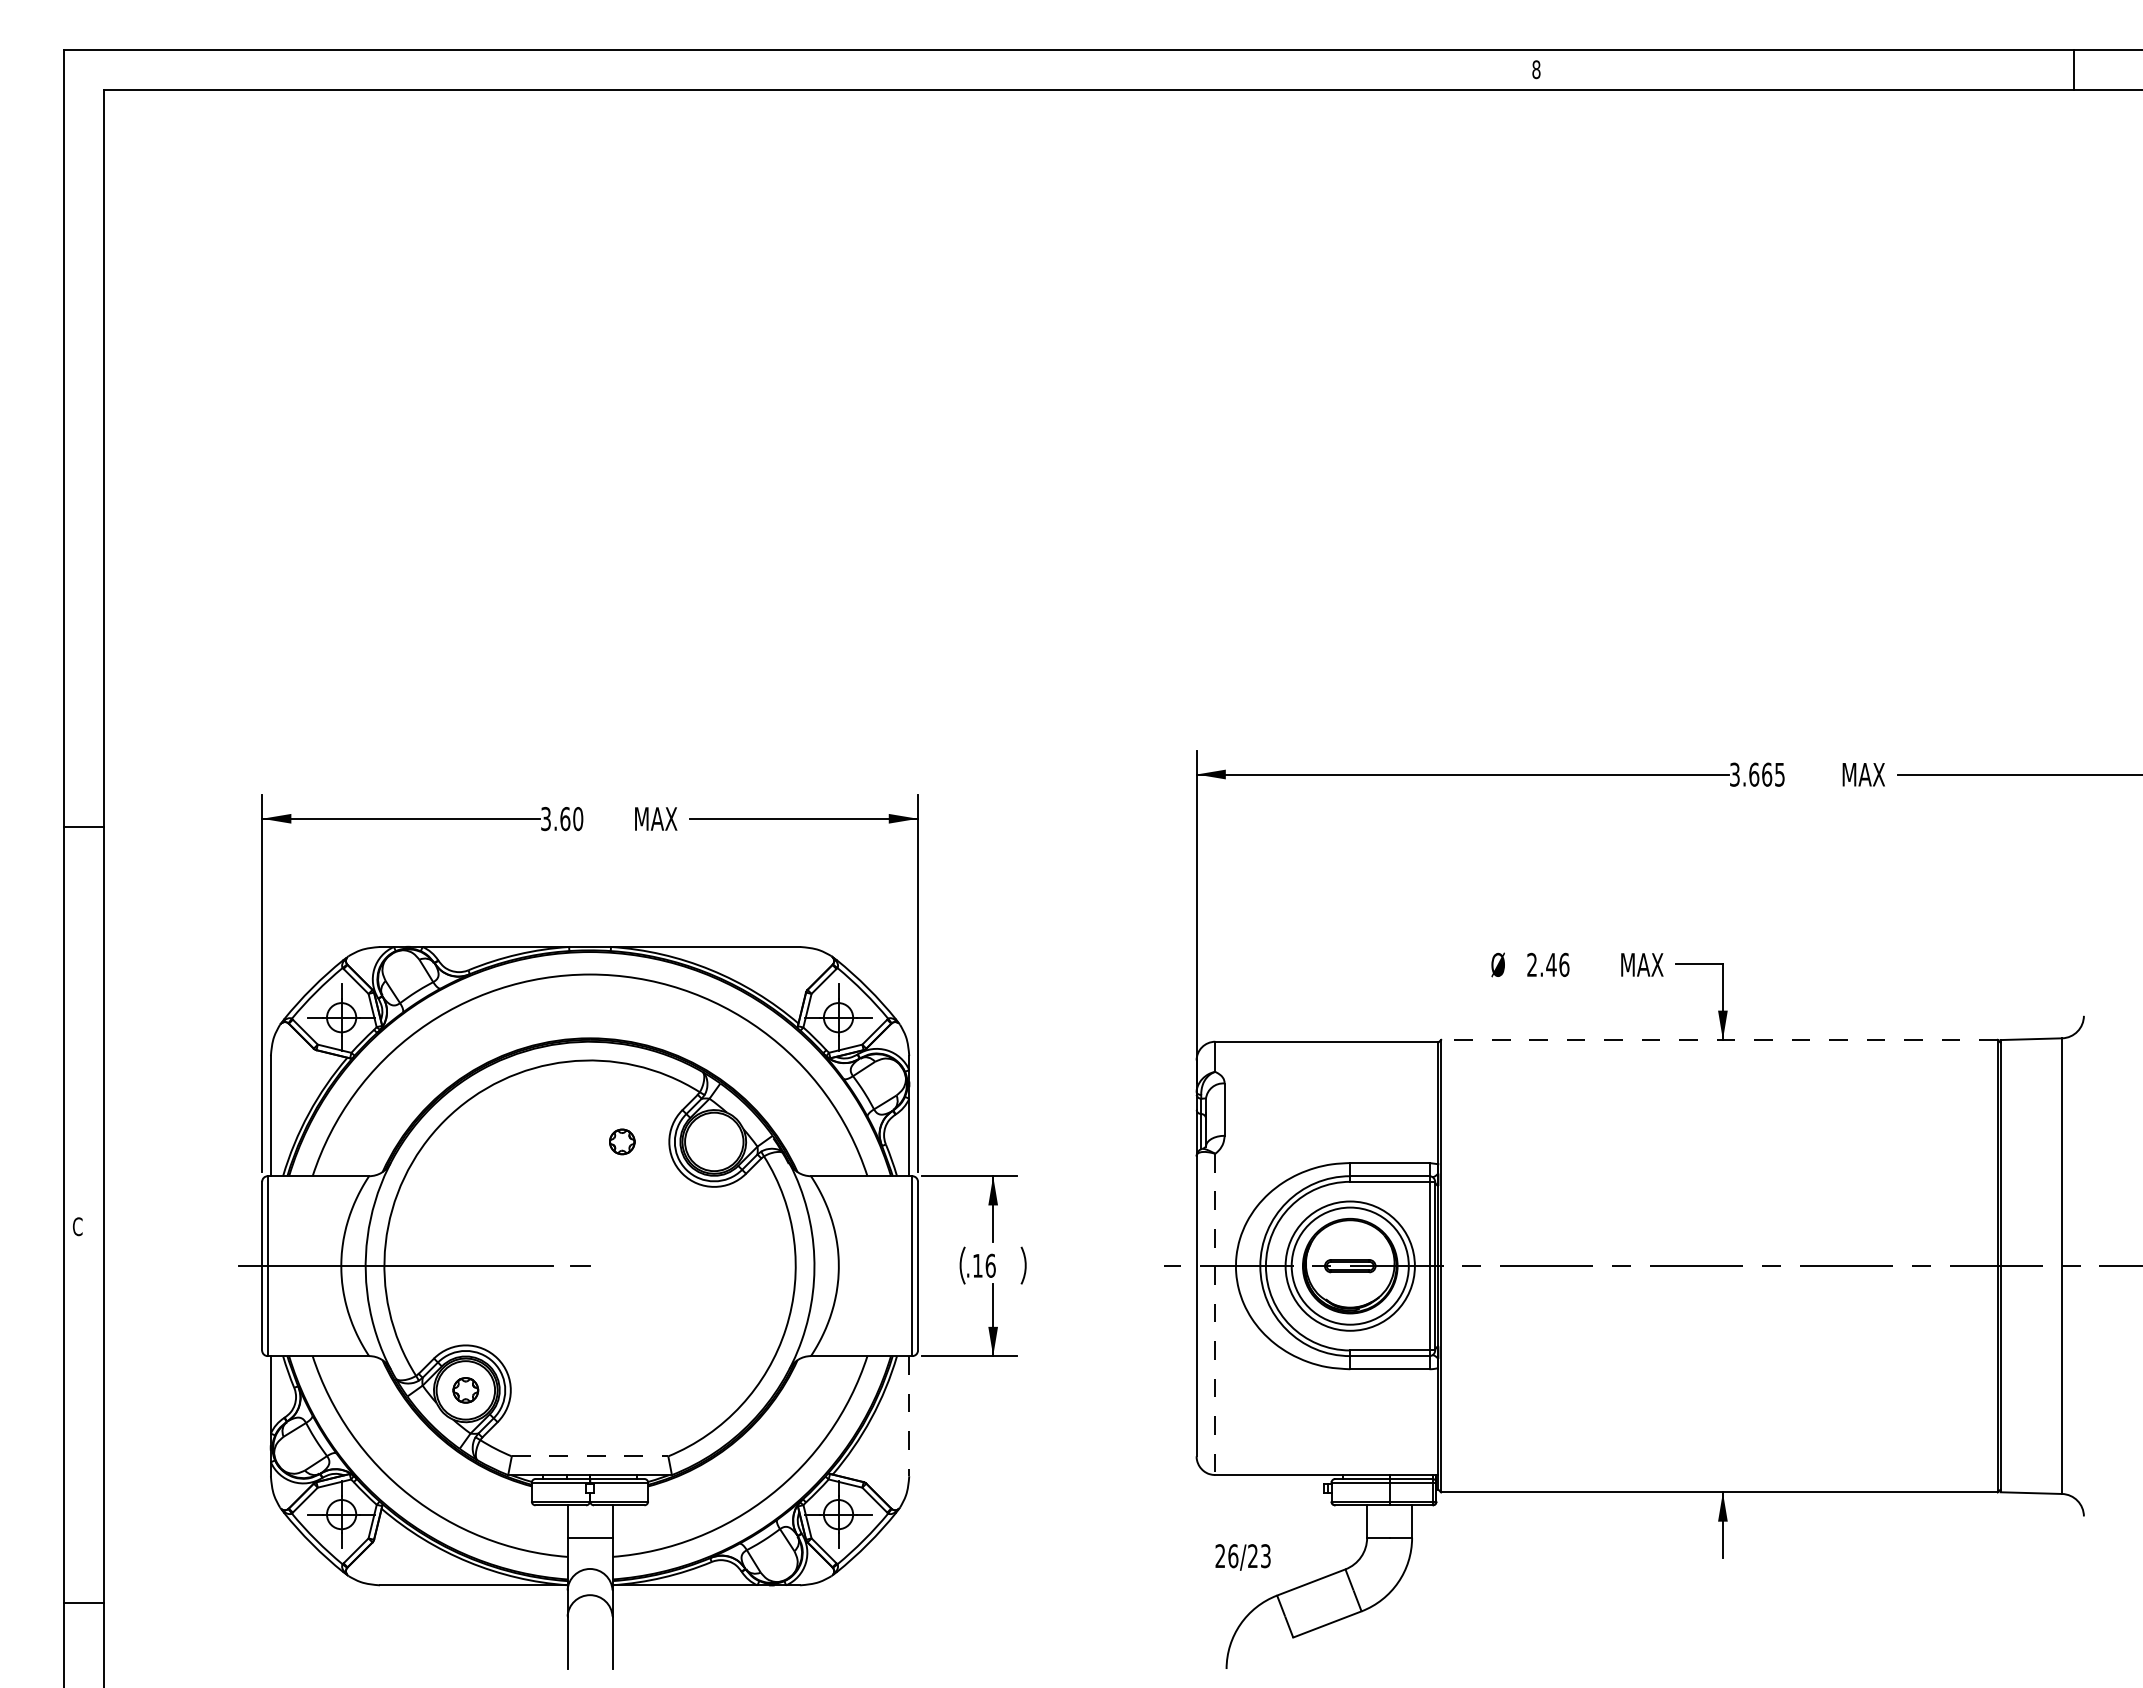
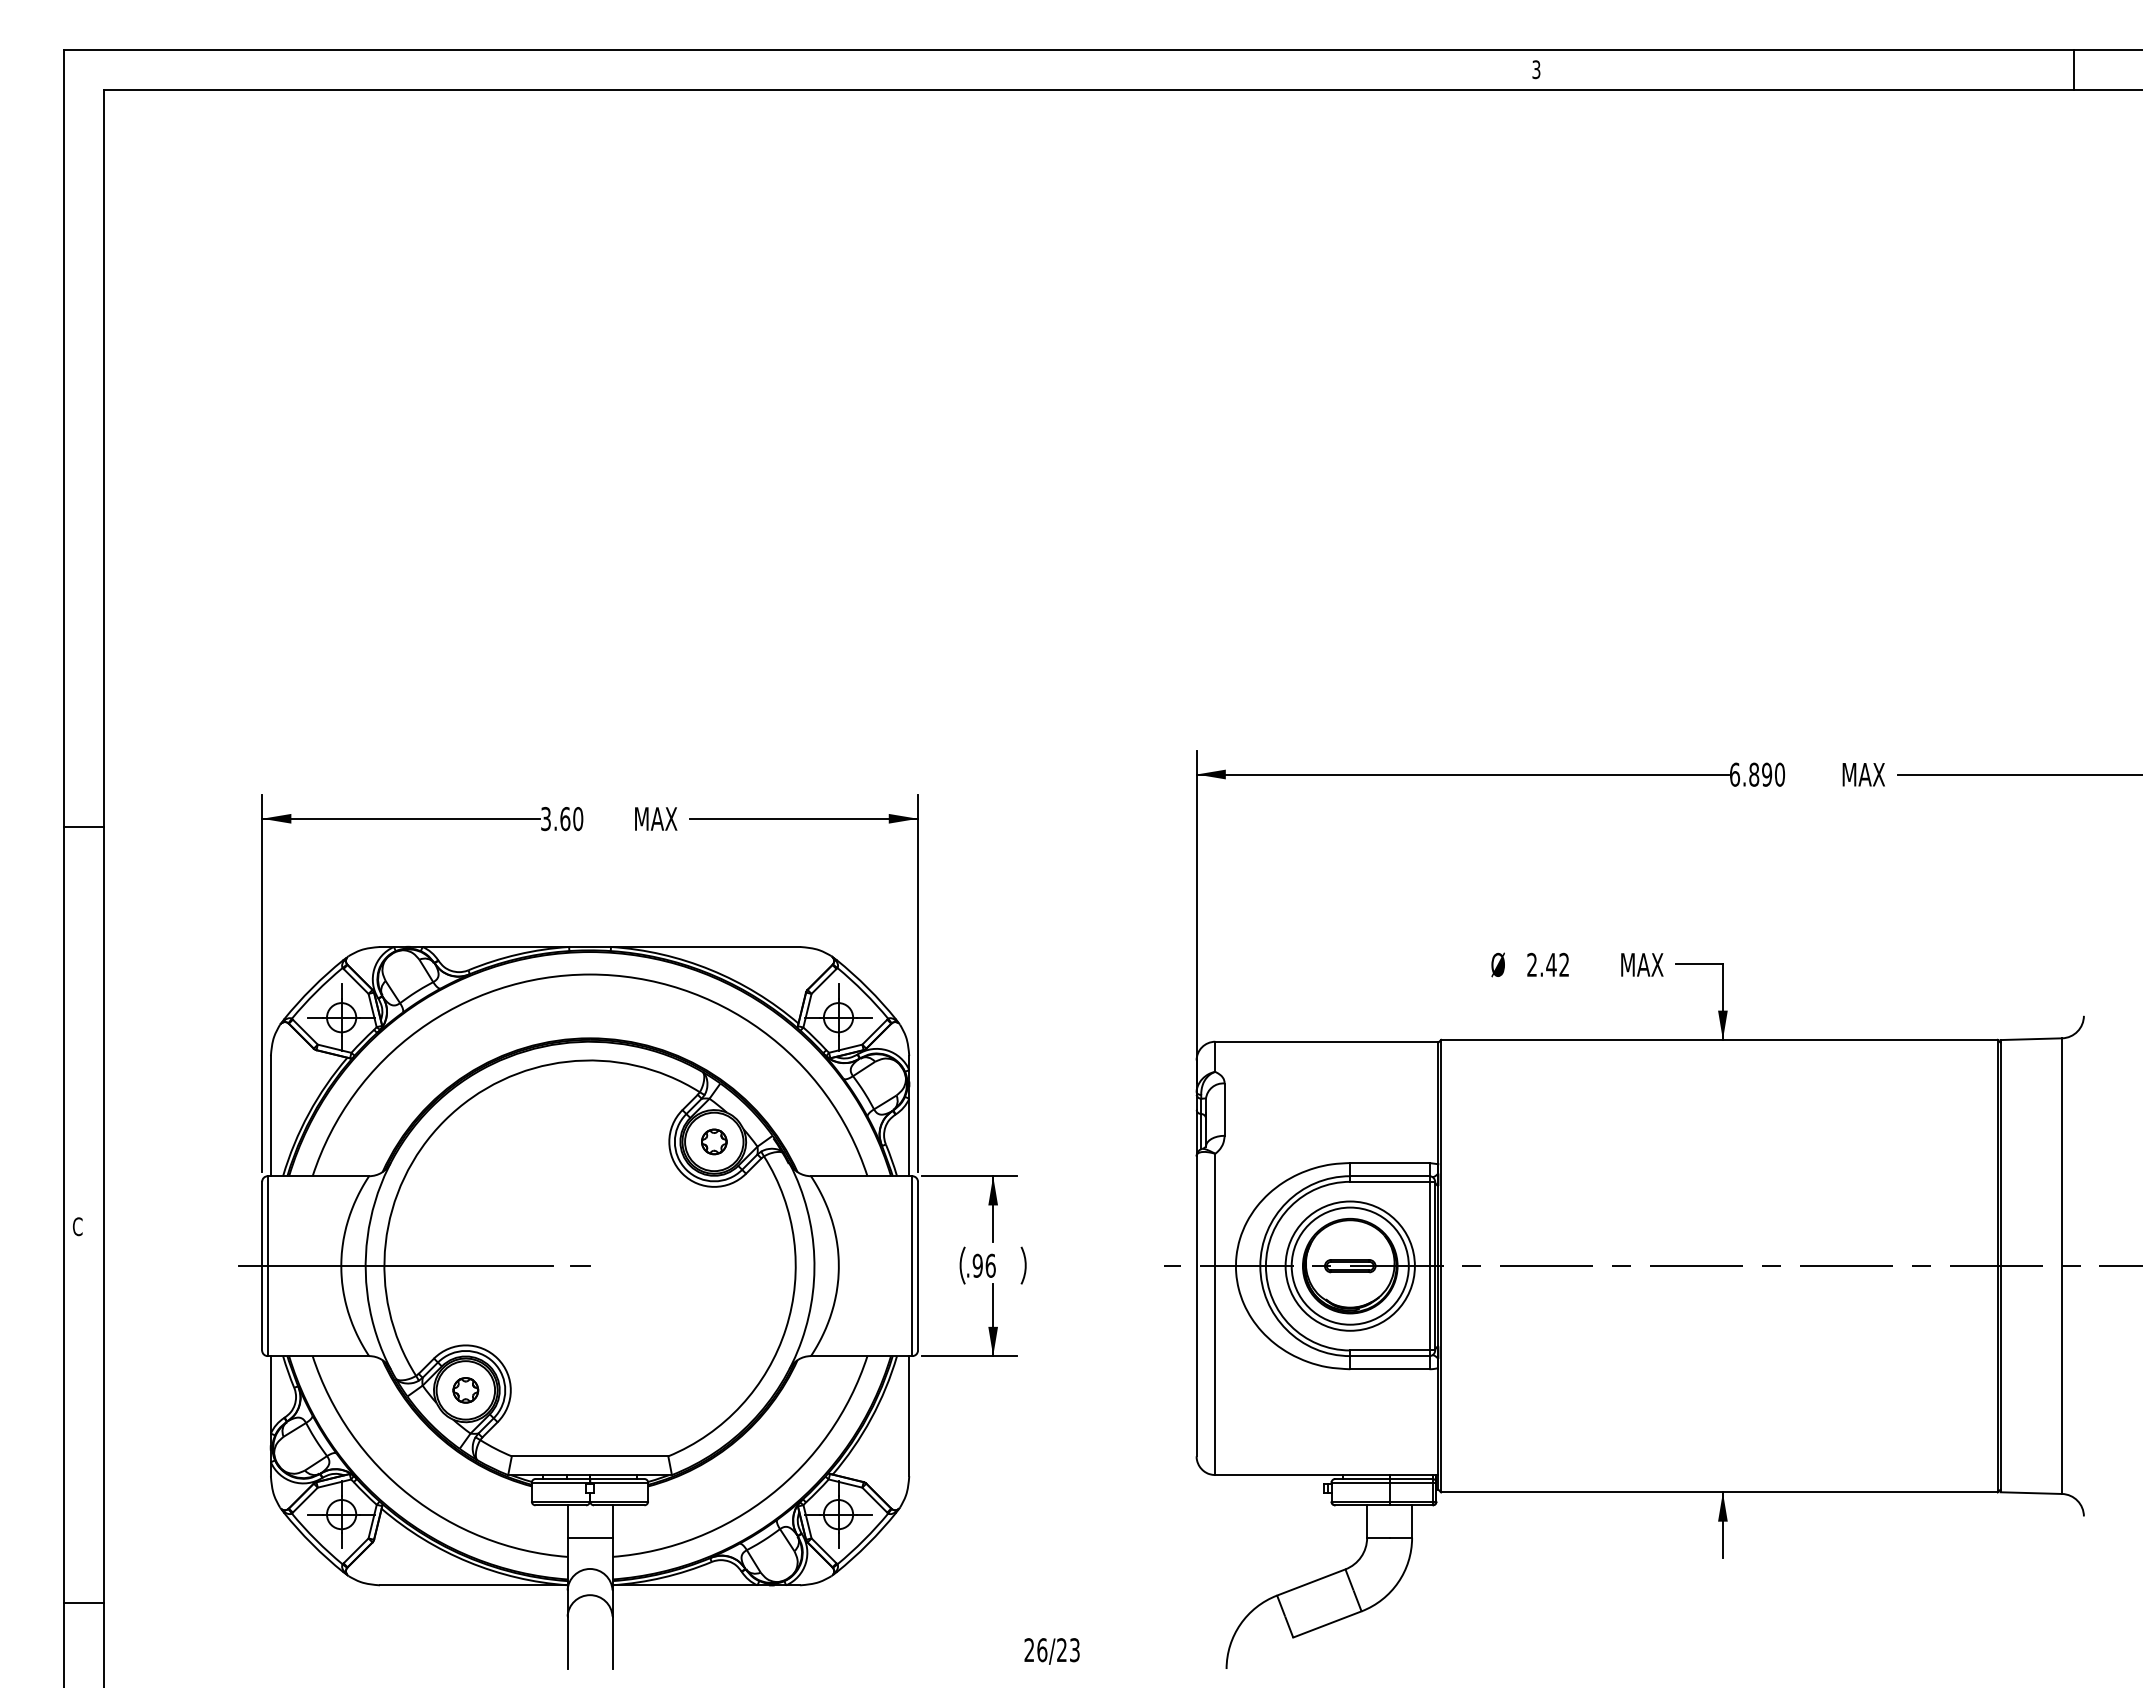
text: 8 -> 3 (1536, 69)
text: 3.665 -> 6.890 (1757, 774)
text: 2.46 -> 2.42 (1564, 964)
line: dashed -> solid (1718, 1039)
part position: (622, 1141) -> (714, 1141) (714, 1141)
text: .16 -> .96 (977, 1265)
line: dashed -> solid (1215, 1314)
line: dashed -> solid (909, 1416)
line: dashed -> solid (590, 1456)
text position: (1242, 1557) -> (1051, 1651) (1051, 1651)
